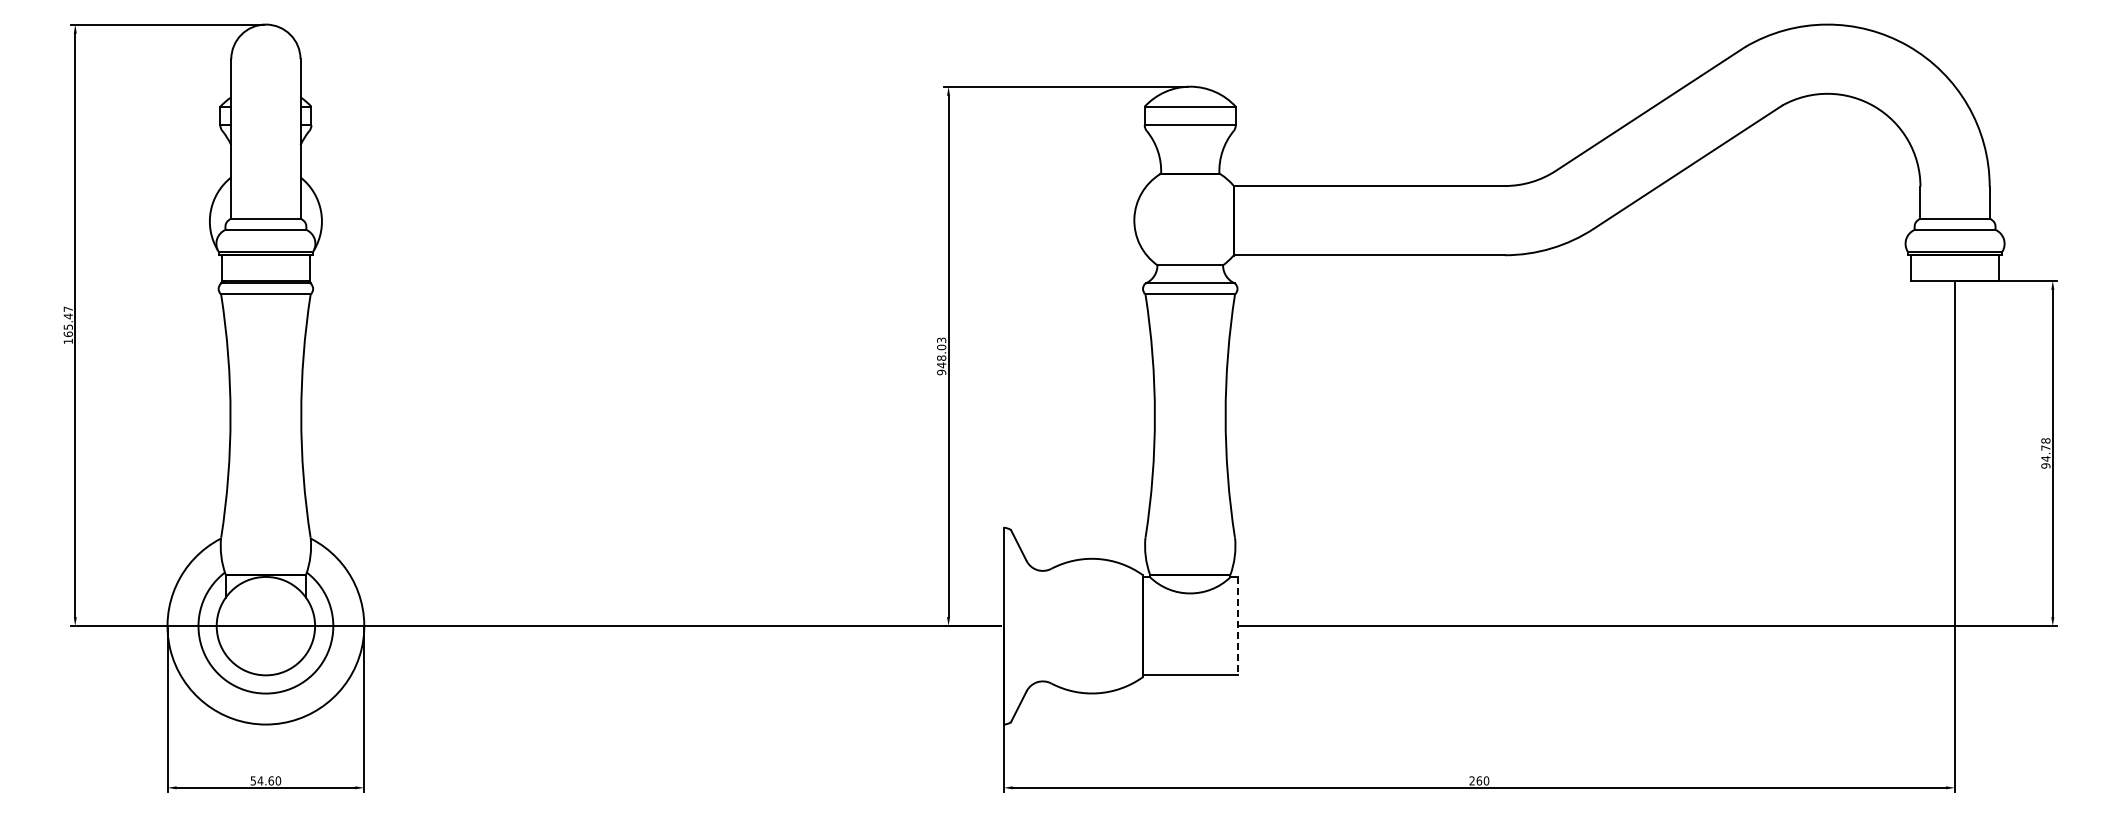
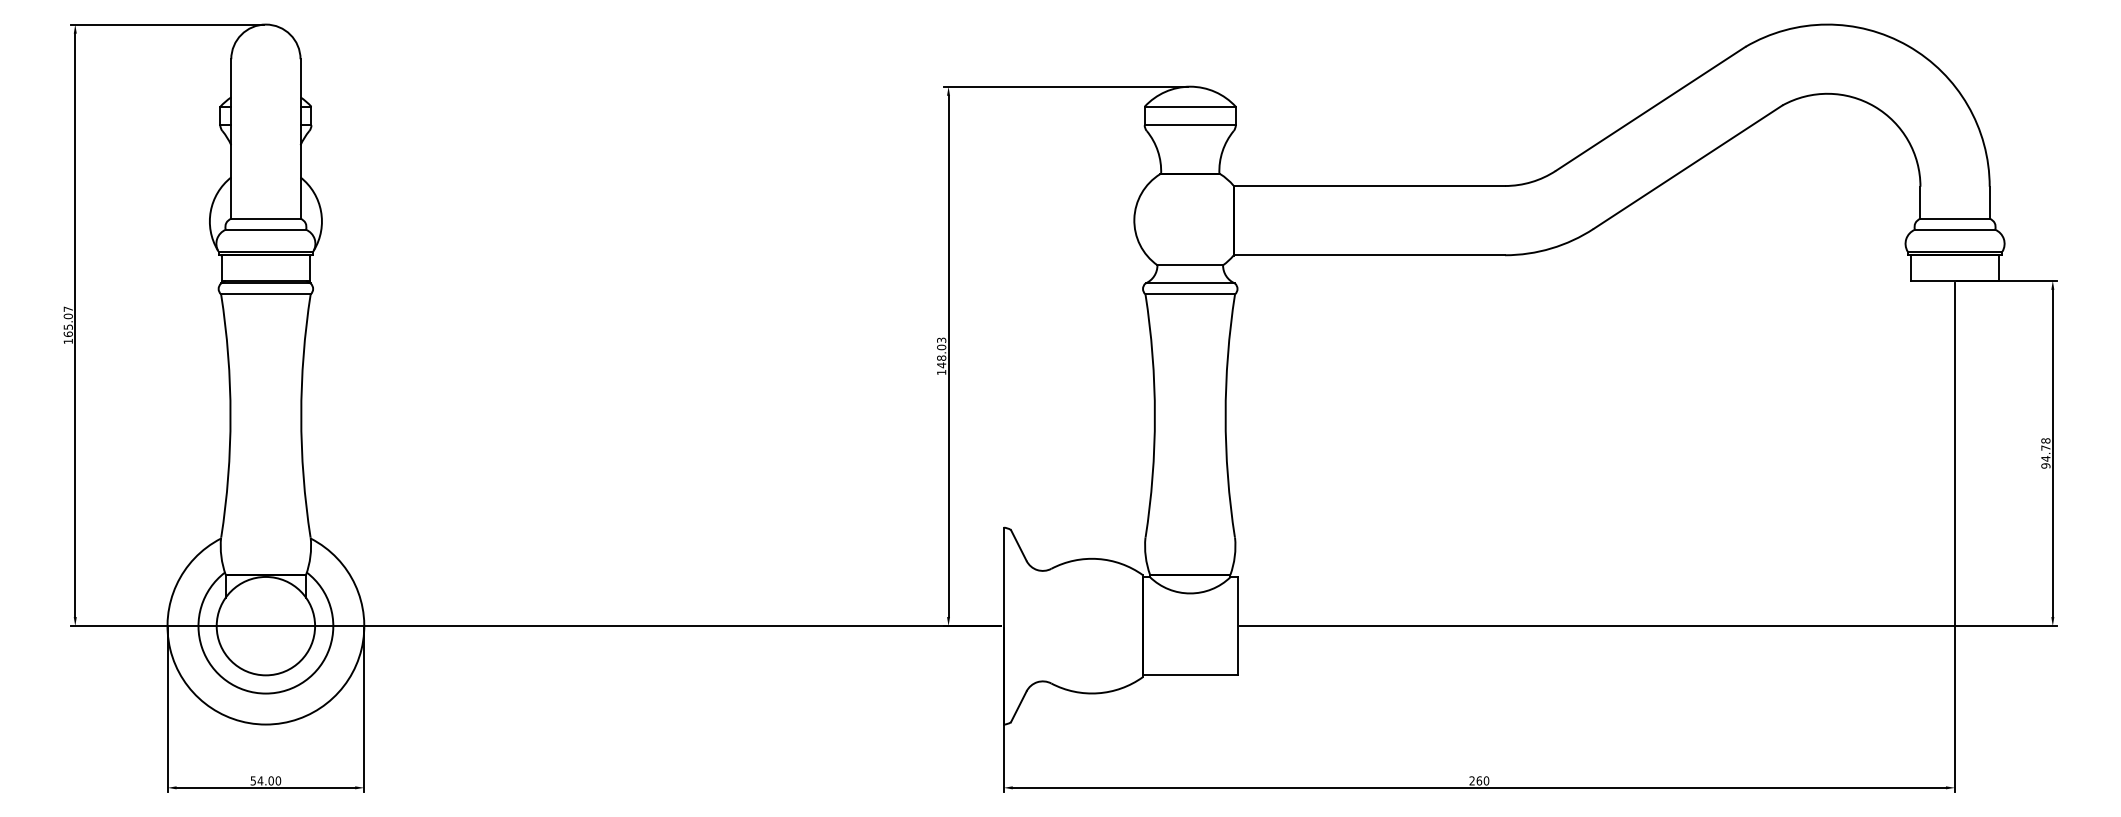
text: 165.47 -> 165.07 (67, 316)
text: 948.03 -> 148.03 (941, 372)
line: dashed -> solid (1237, 626)
text: 54.60 -> 54.00 (271, 780)
